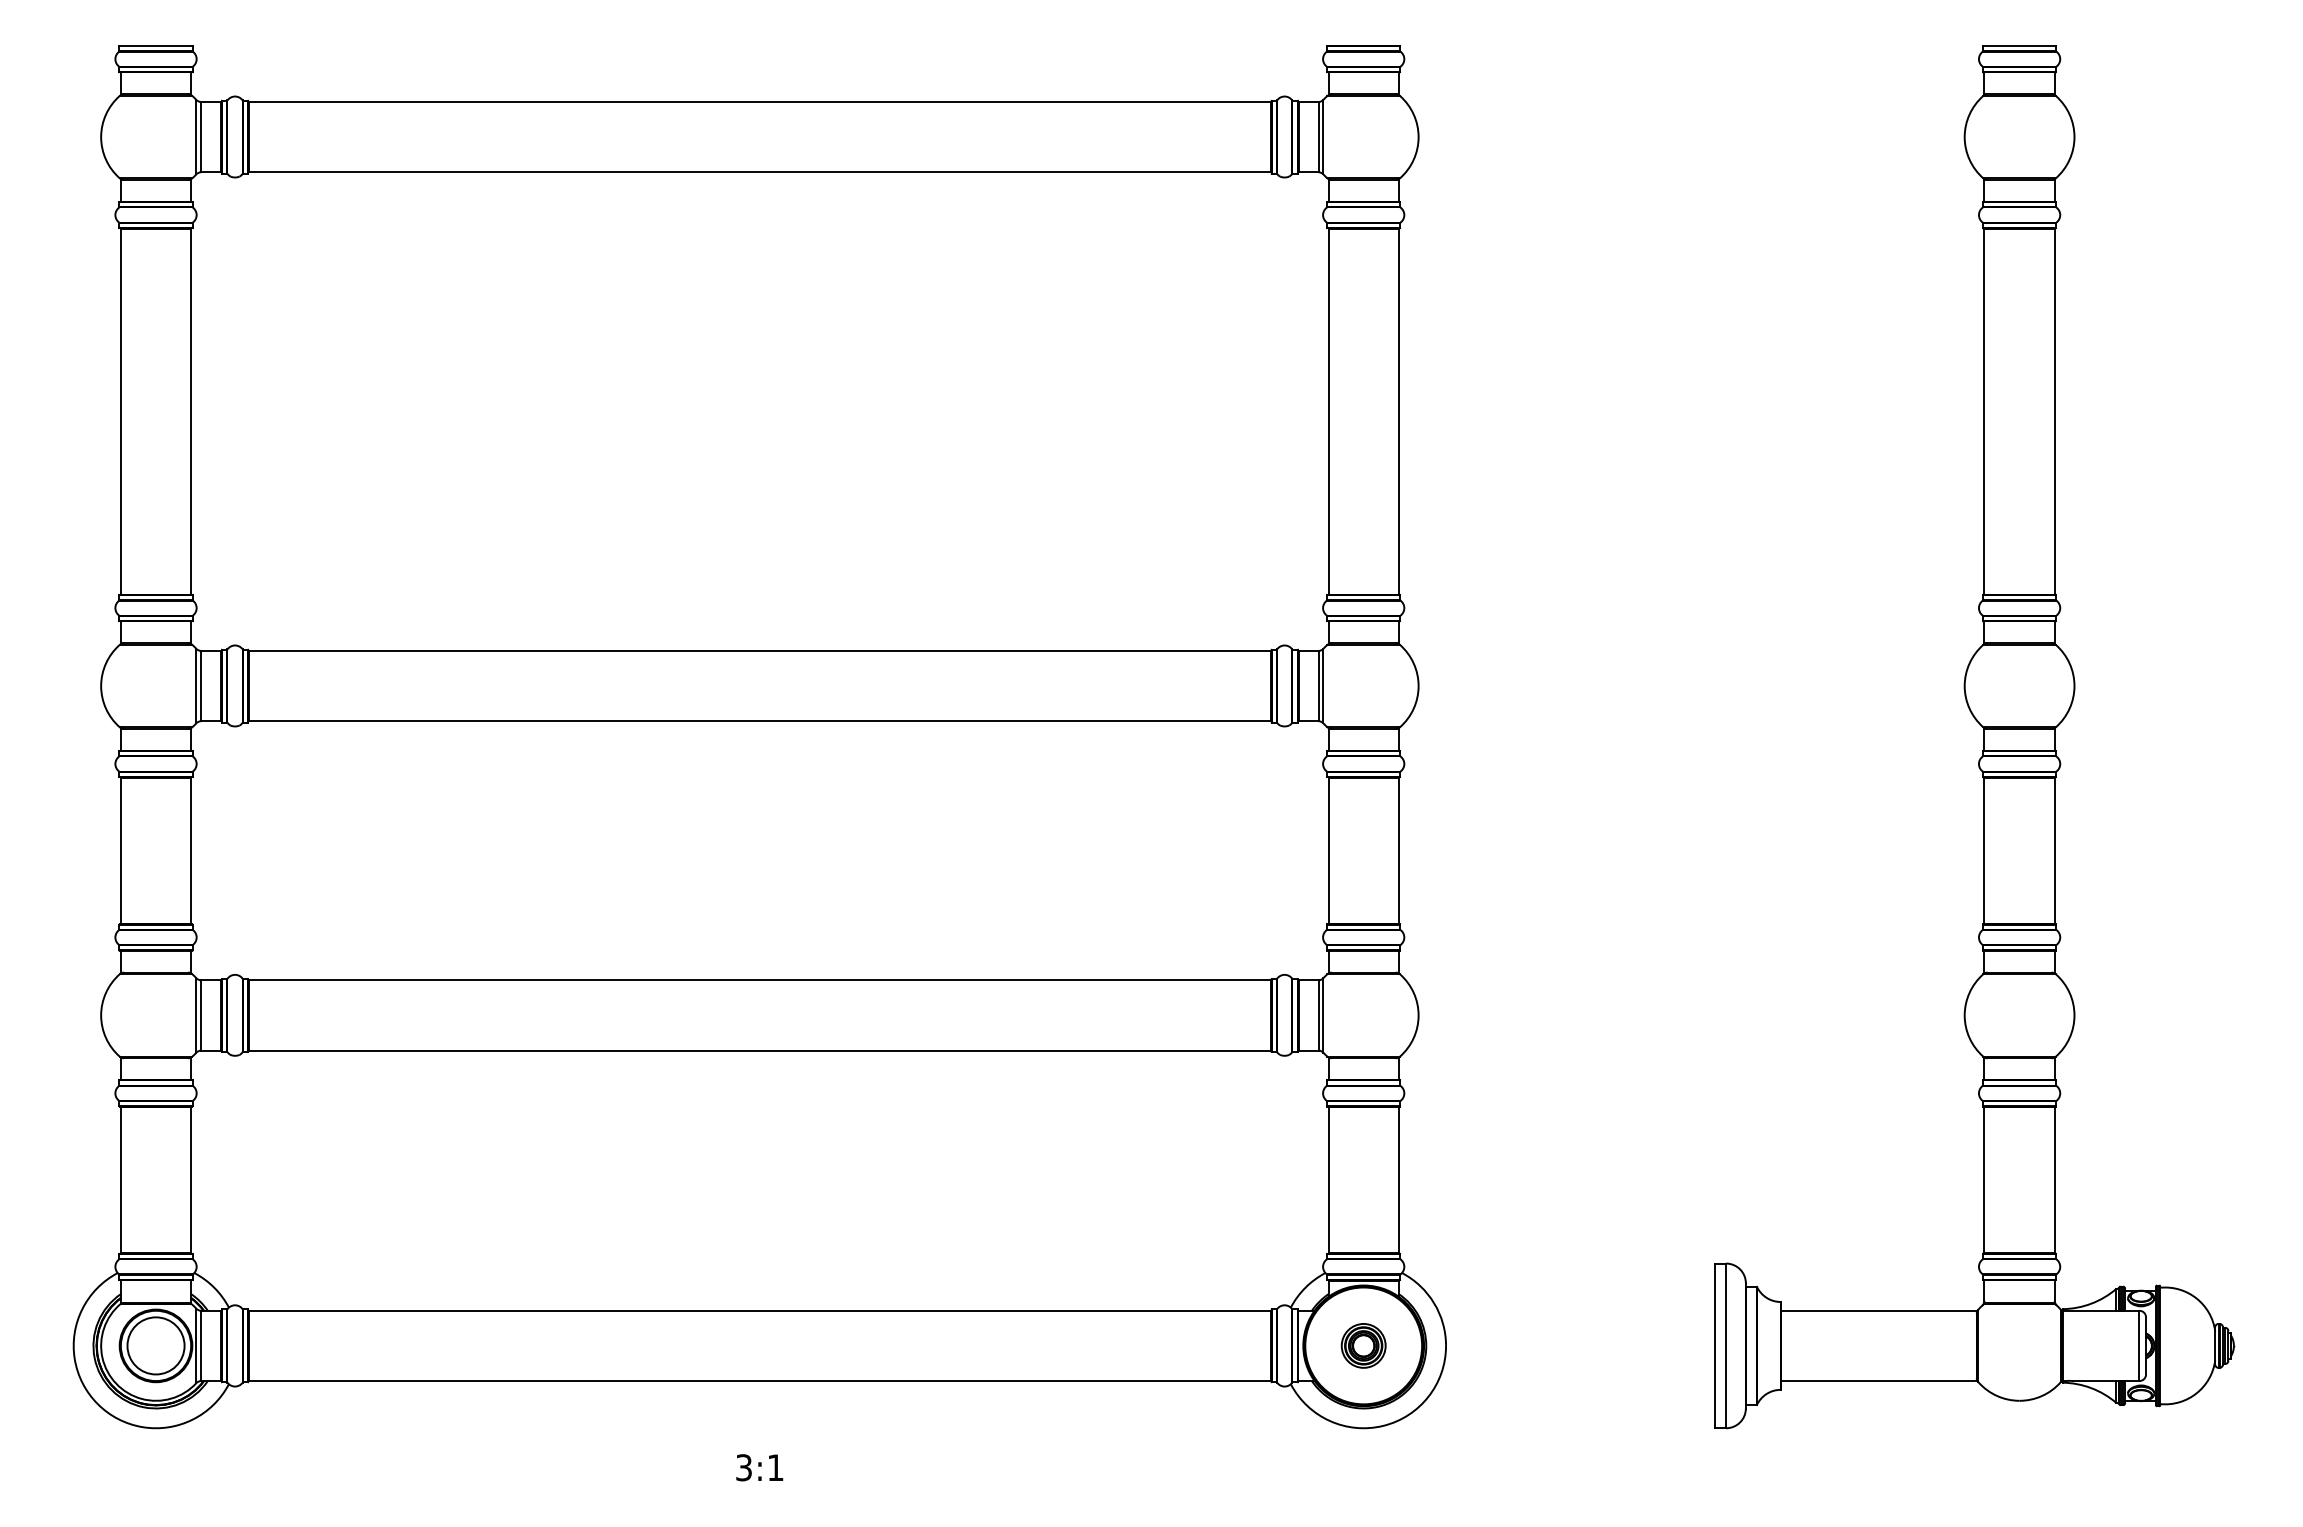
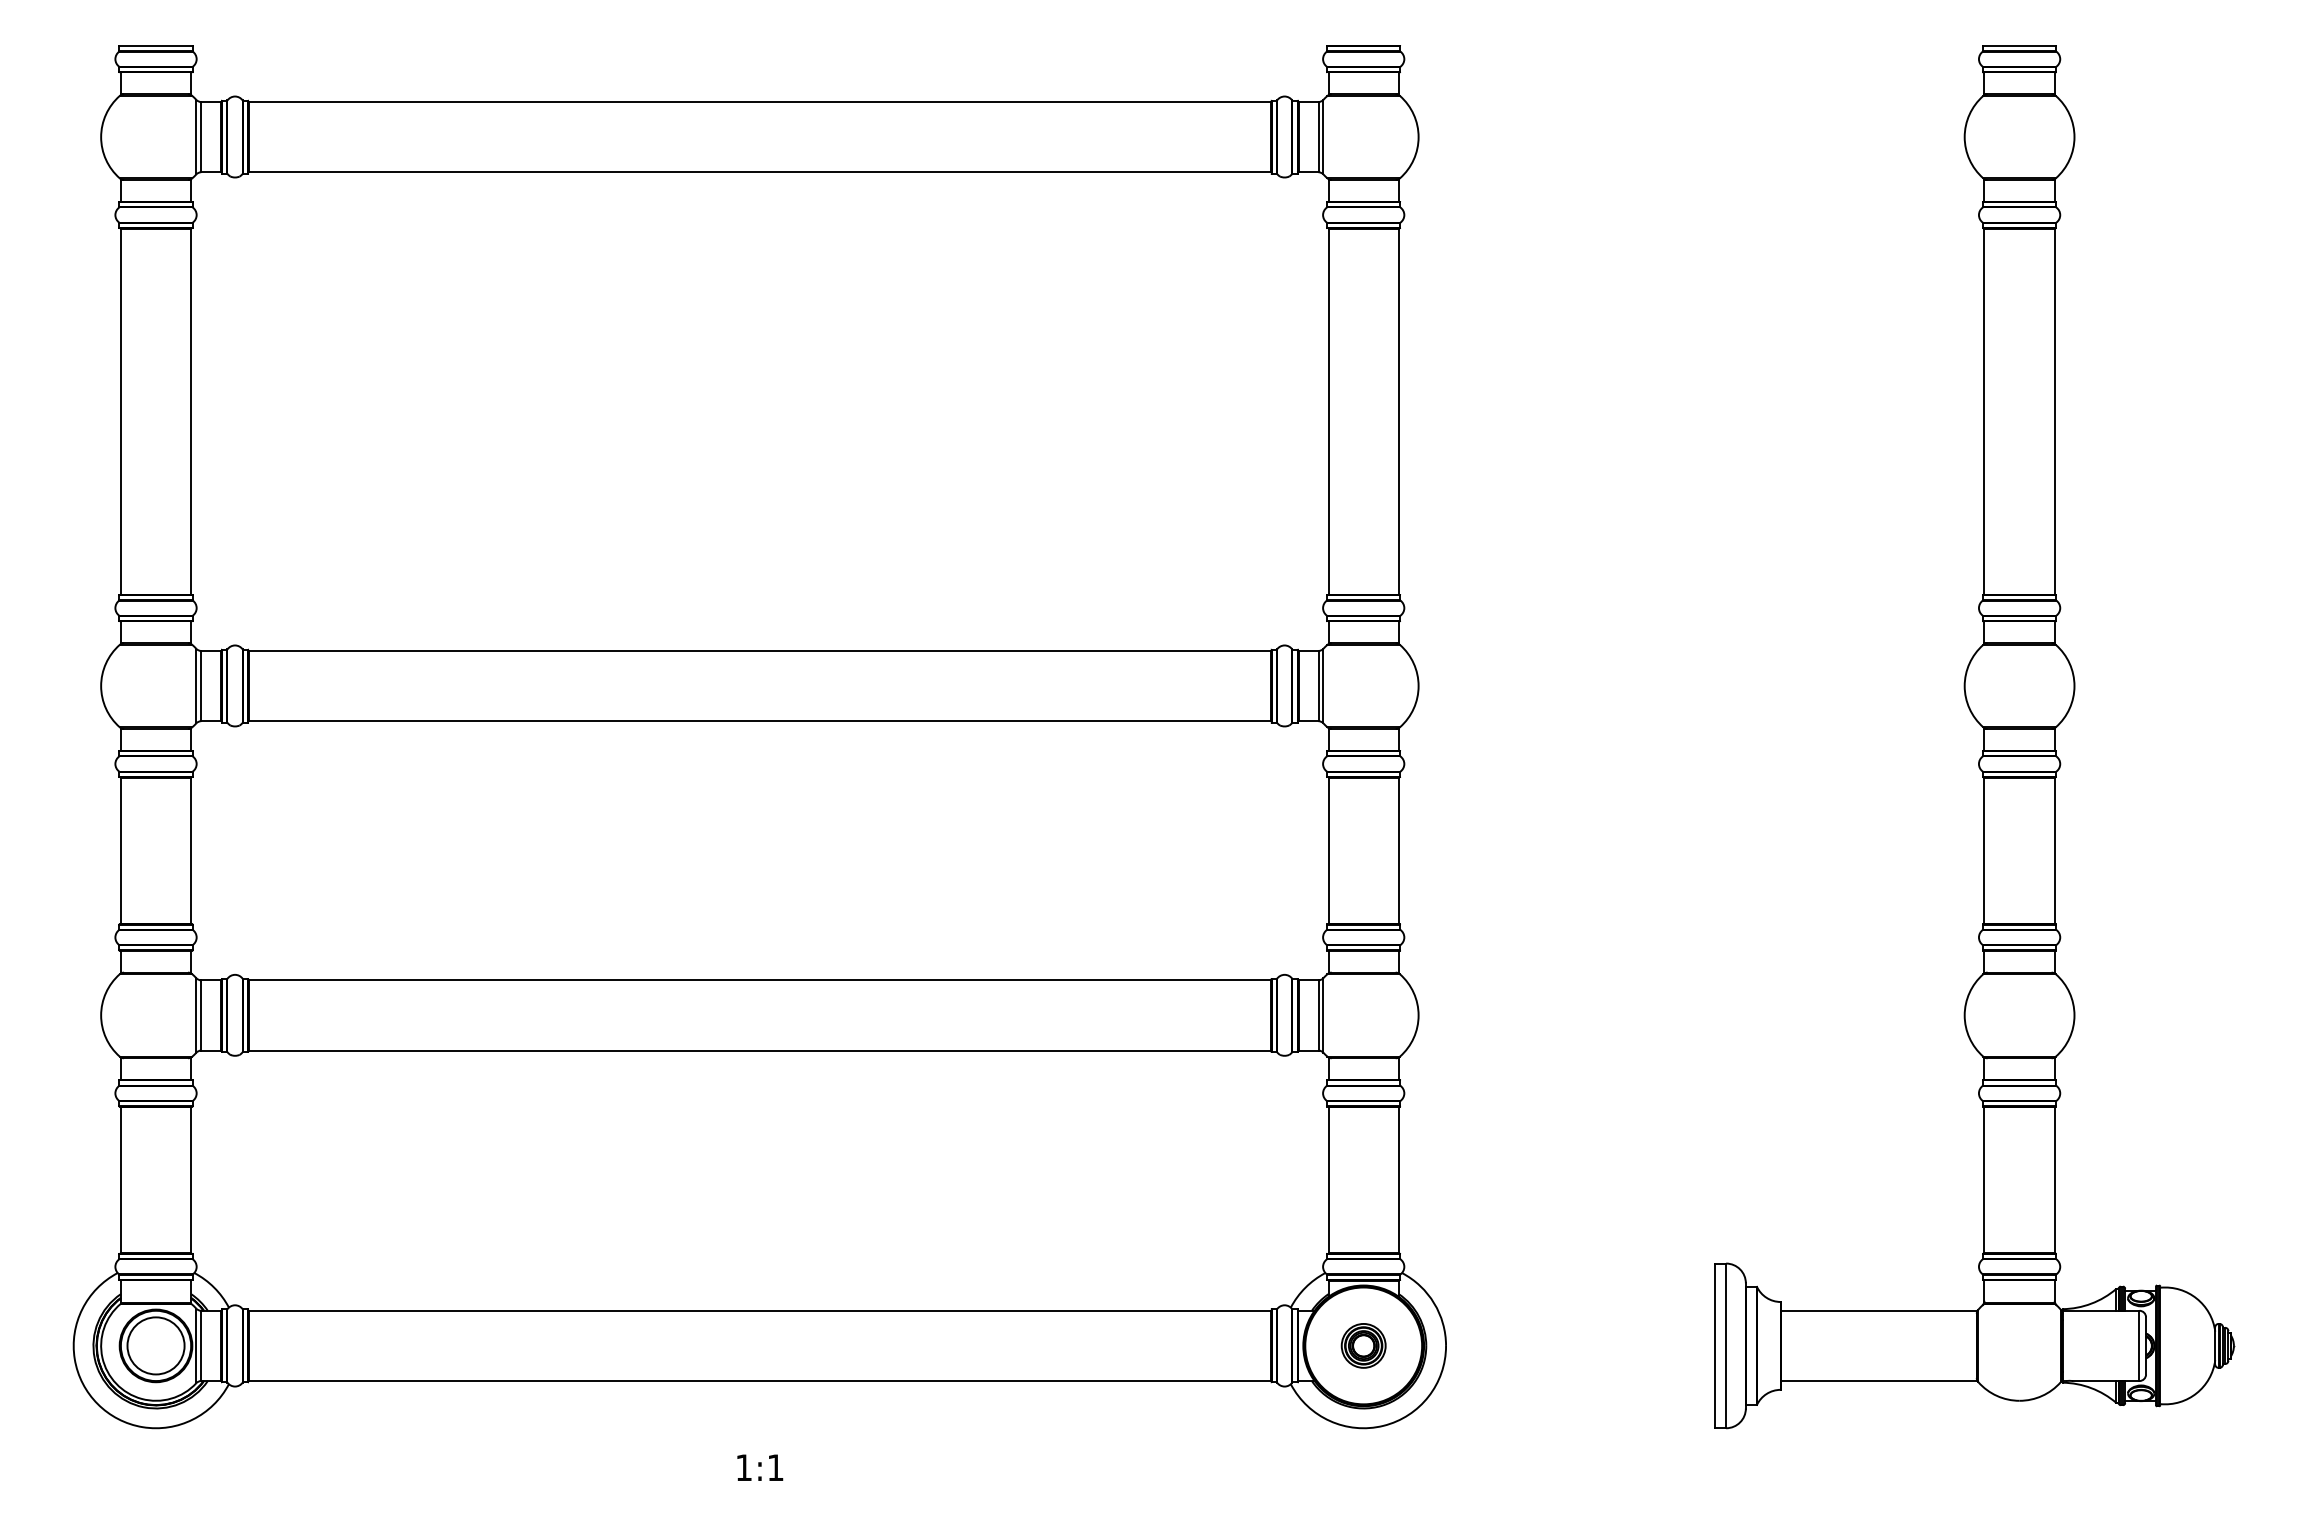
text: 3:1 -> 1:1 (743, 1467)
